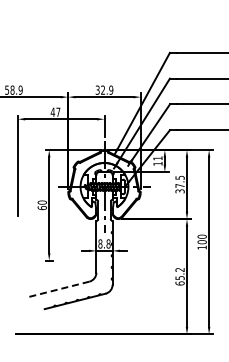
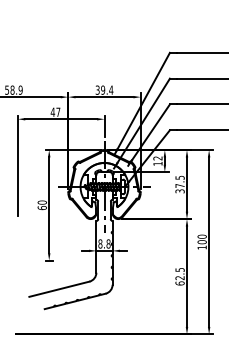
text: 32.9 -> 39.4 (107, 89)
text: 11 -> 12 (157, 158)
text: 65.2 -> 62.5 (179, 274)
line: dashed -> solid (59, 289)
